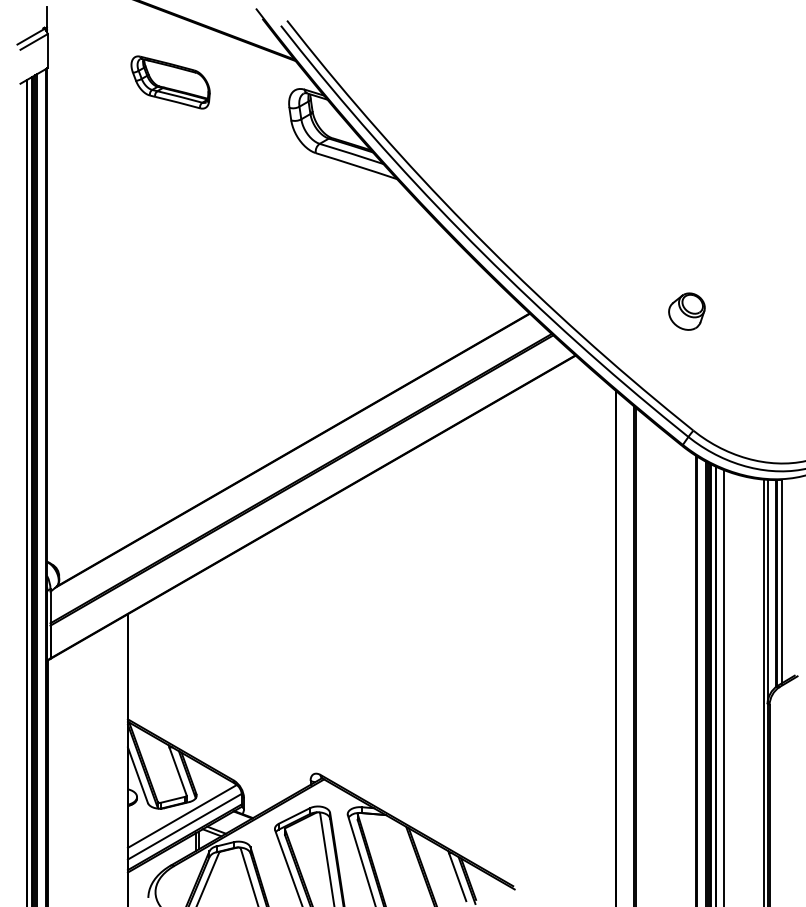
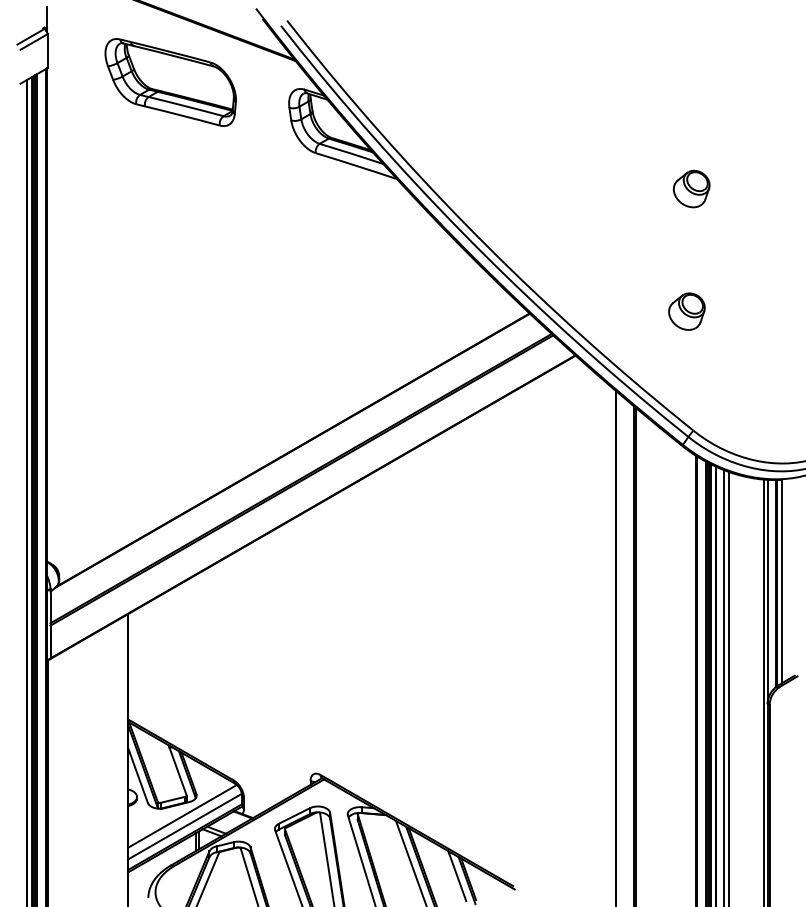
part size: 81x55 px -> 133x89 px (170, 82)
part: none -> present (691, 188)
line: none -> present (728, 687)
line: none -> present (410, 861)
